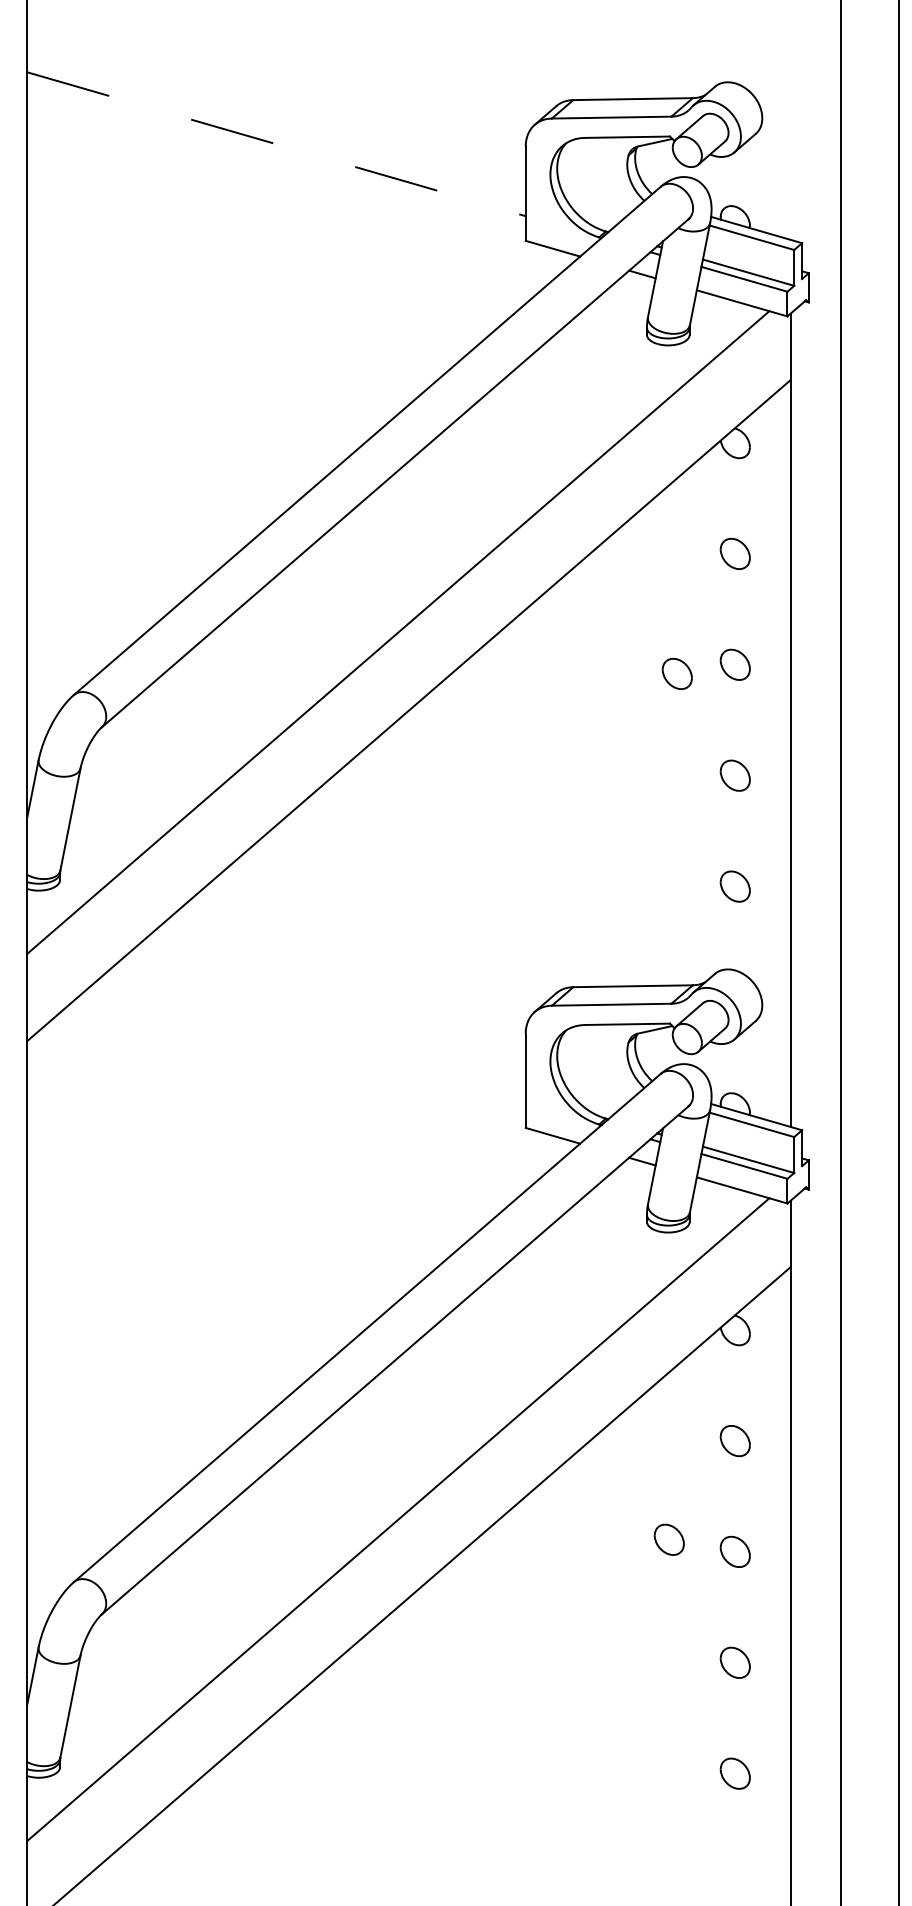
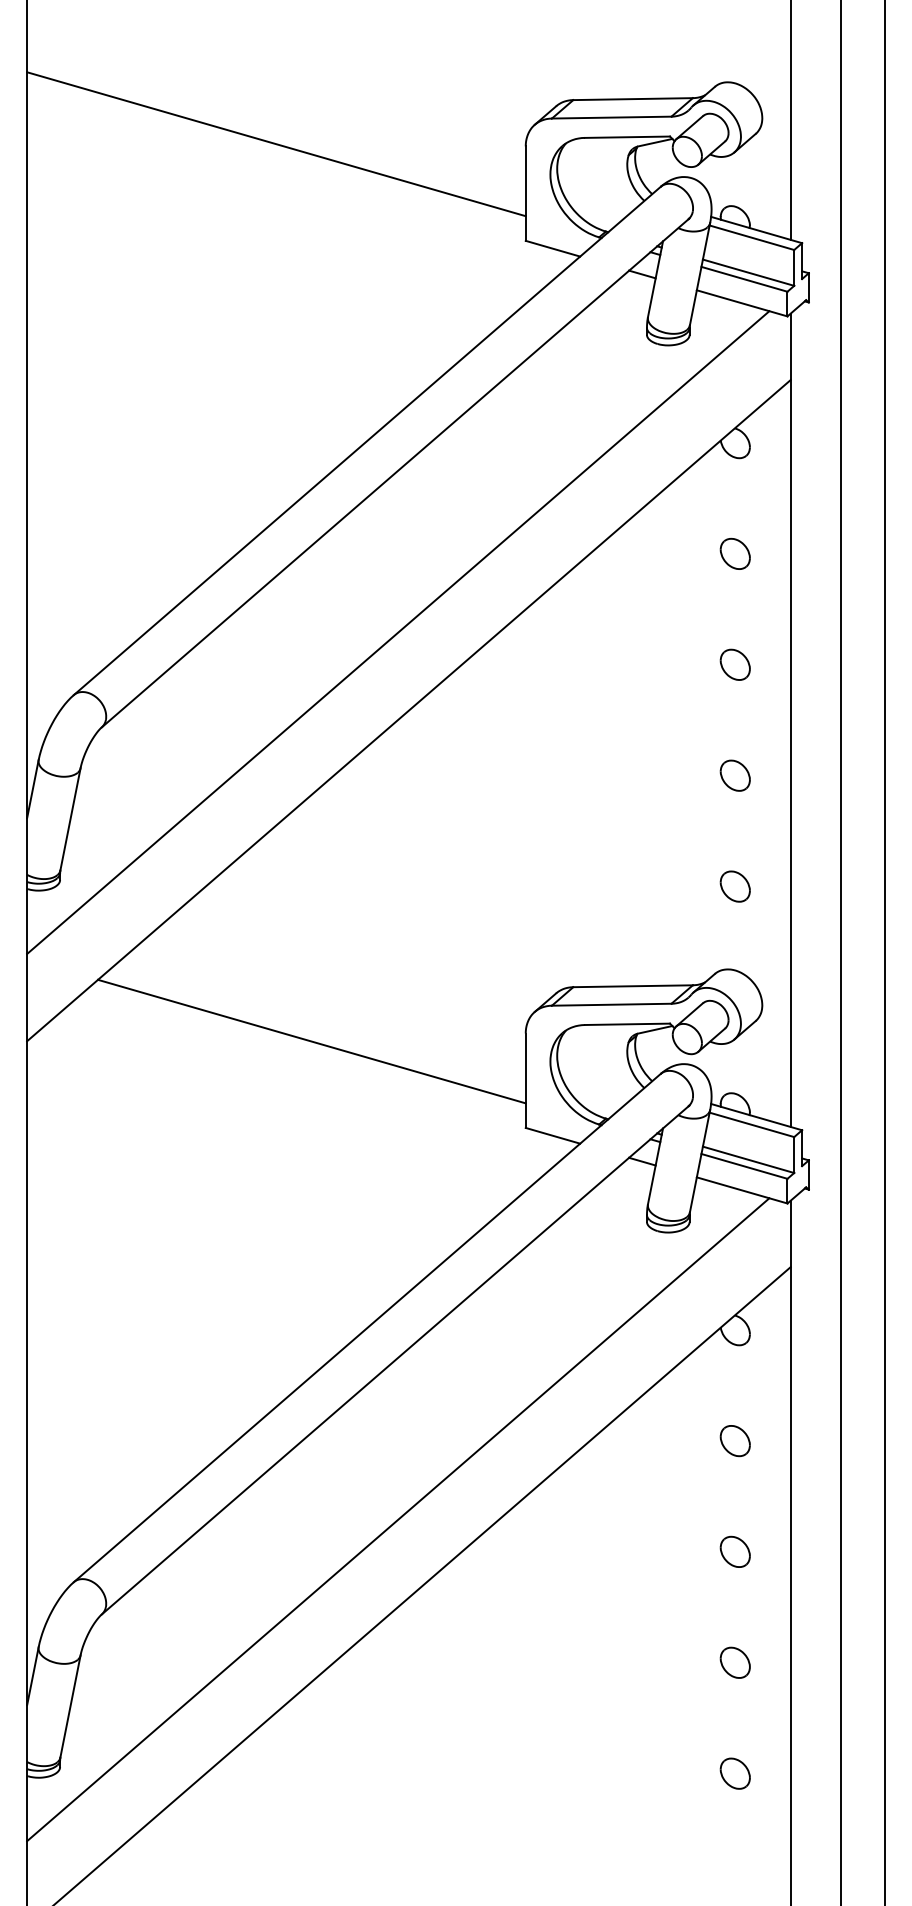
line: none -> present (790, 120)
line: dashed -> solid (276, 144)
part: present -> none (676, 673)
line position: (898, 952) -> (884, 952) (884, 952)
line: none -> present (311, 1041)
part: present -> none (668, 1539)
